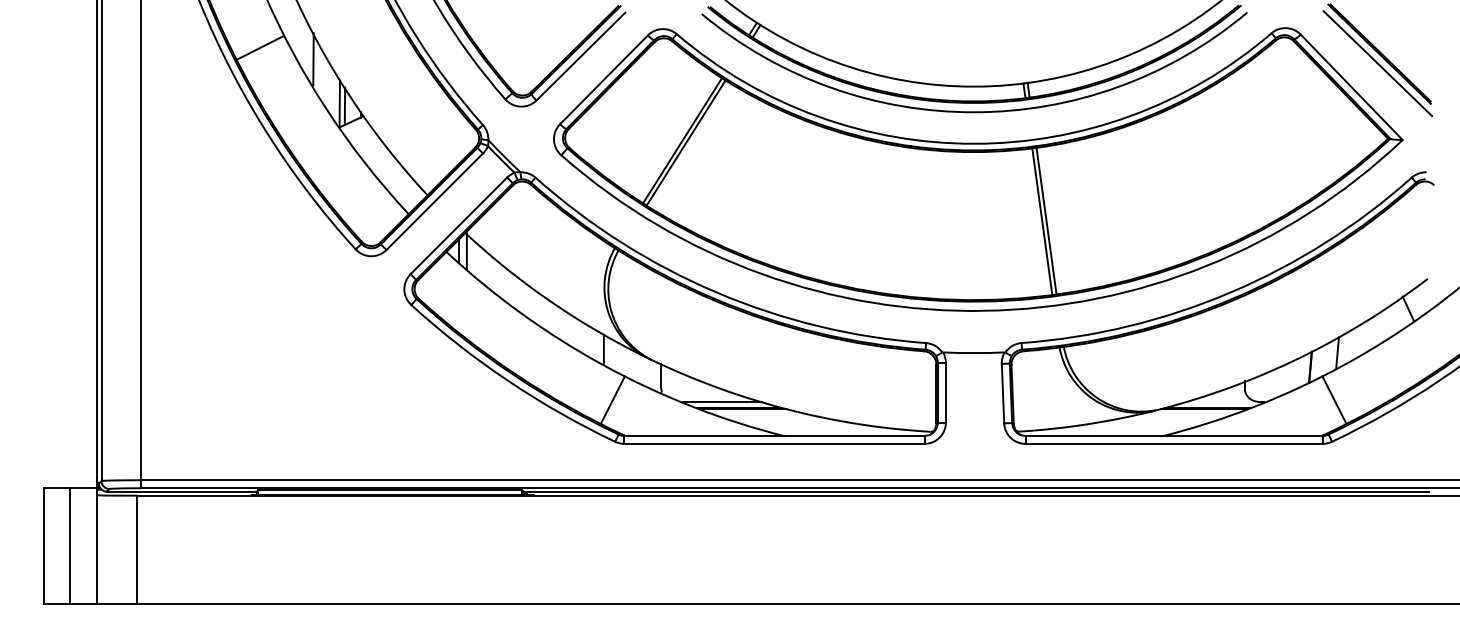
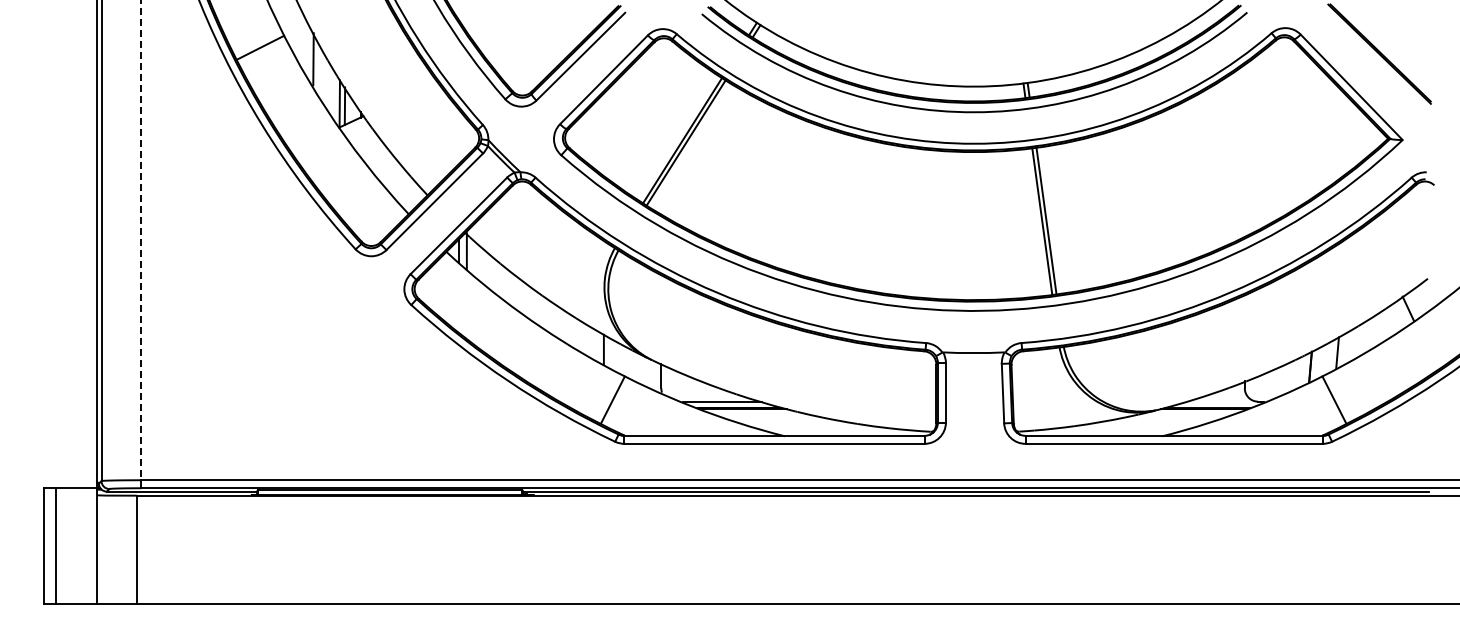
line: present -> none (1377, 63)
line: solid -> dashed (141, 244)
line position: (70, 545) -> (56, 545) (56, 545)
